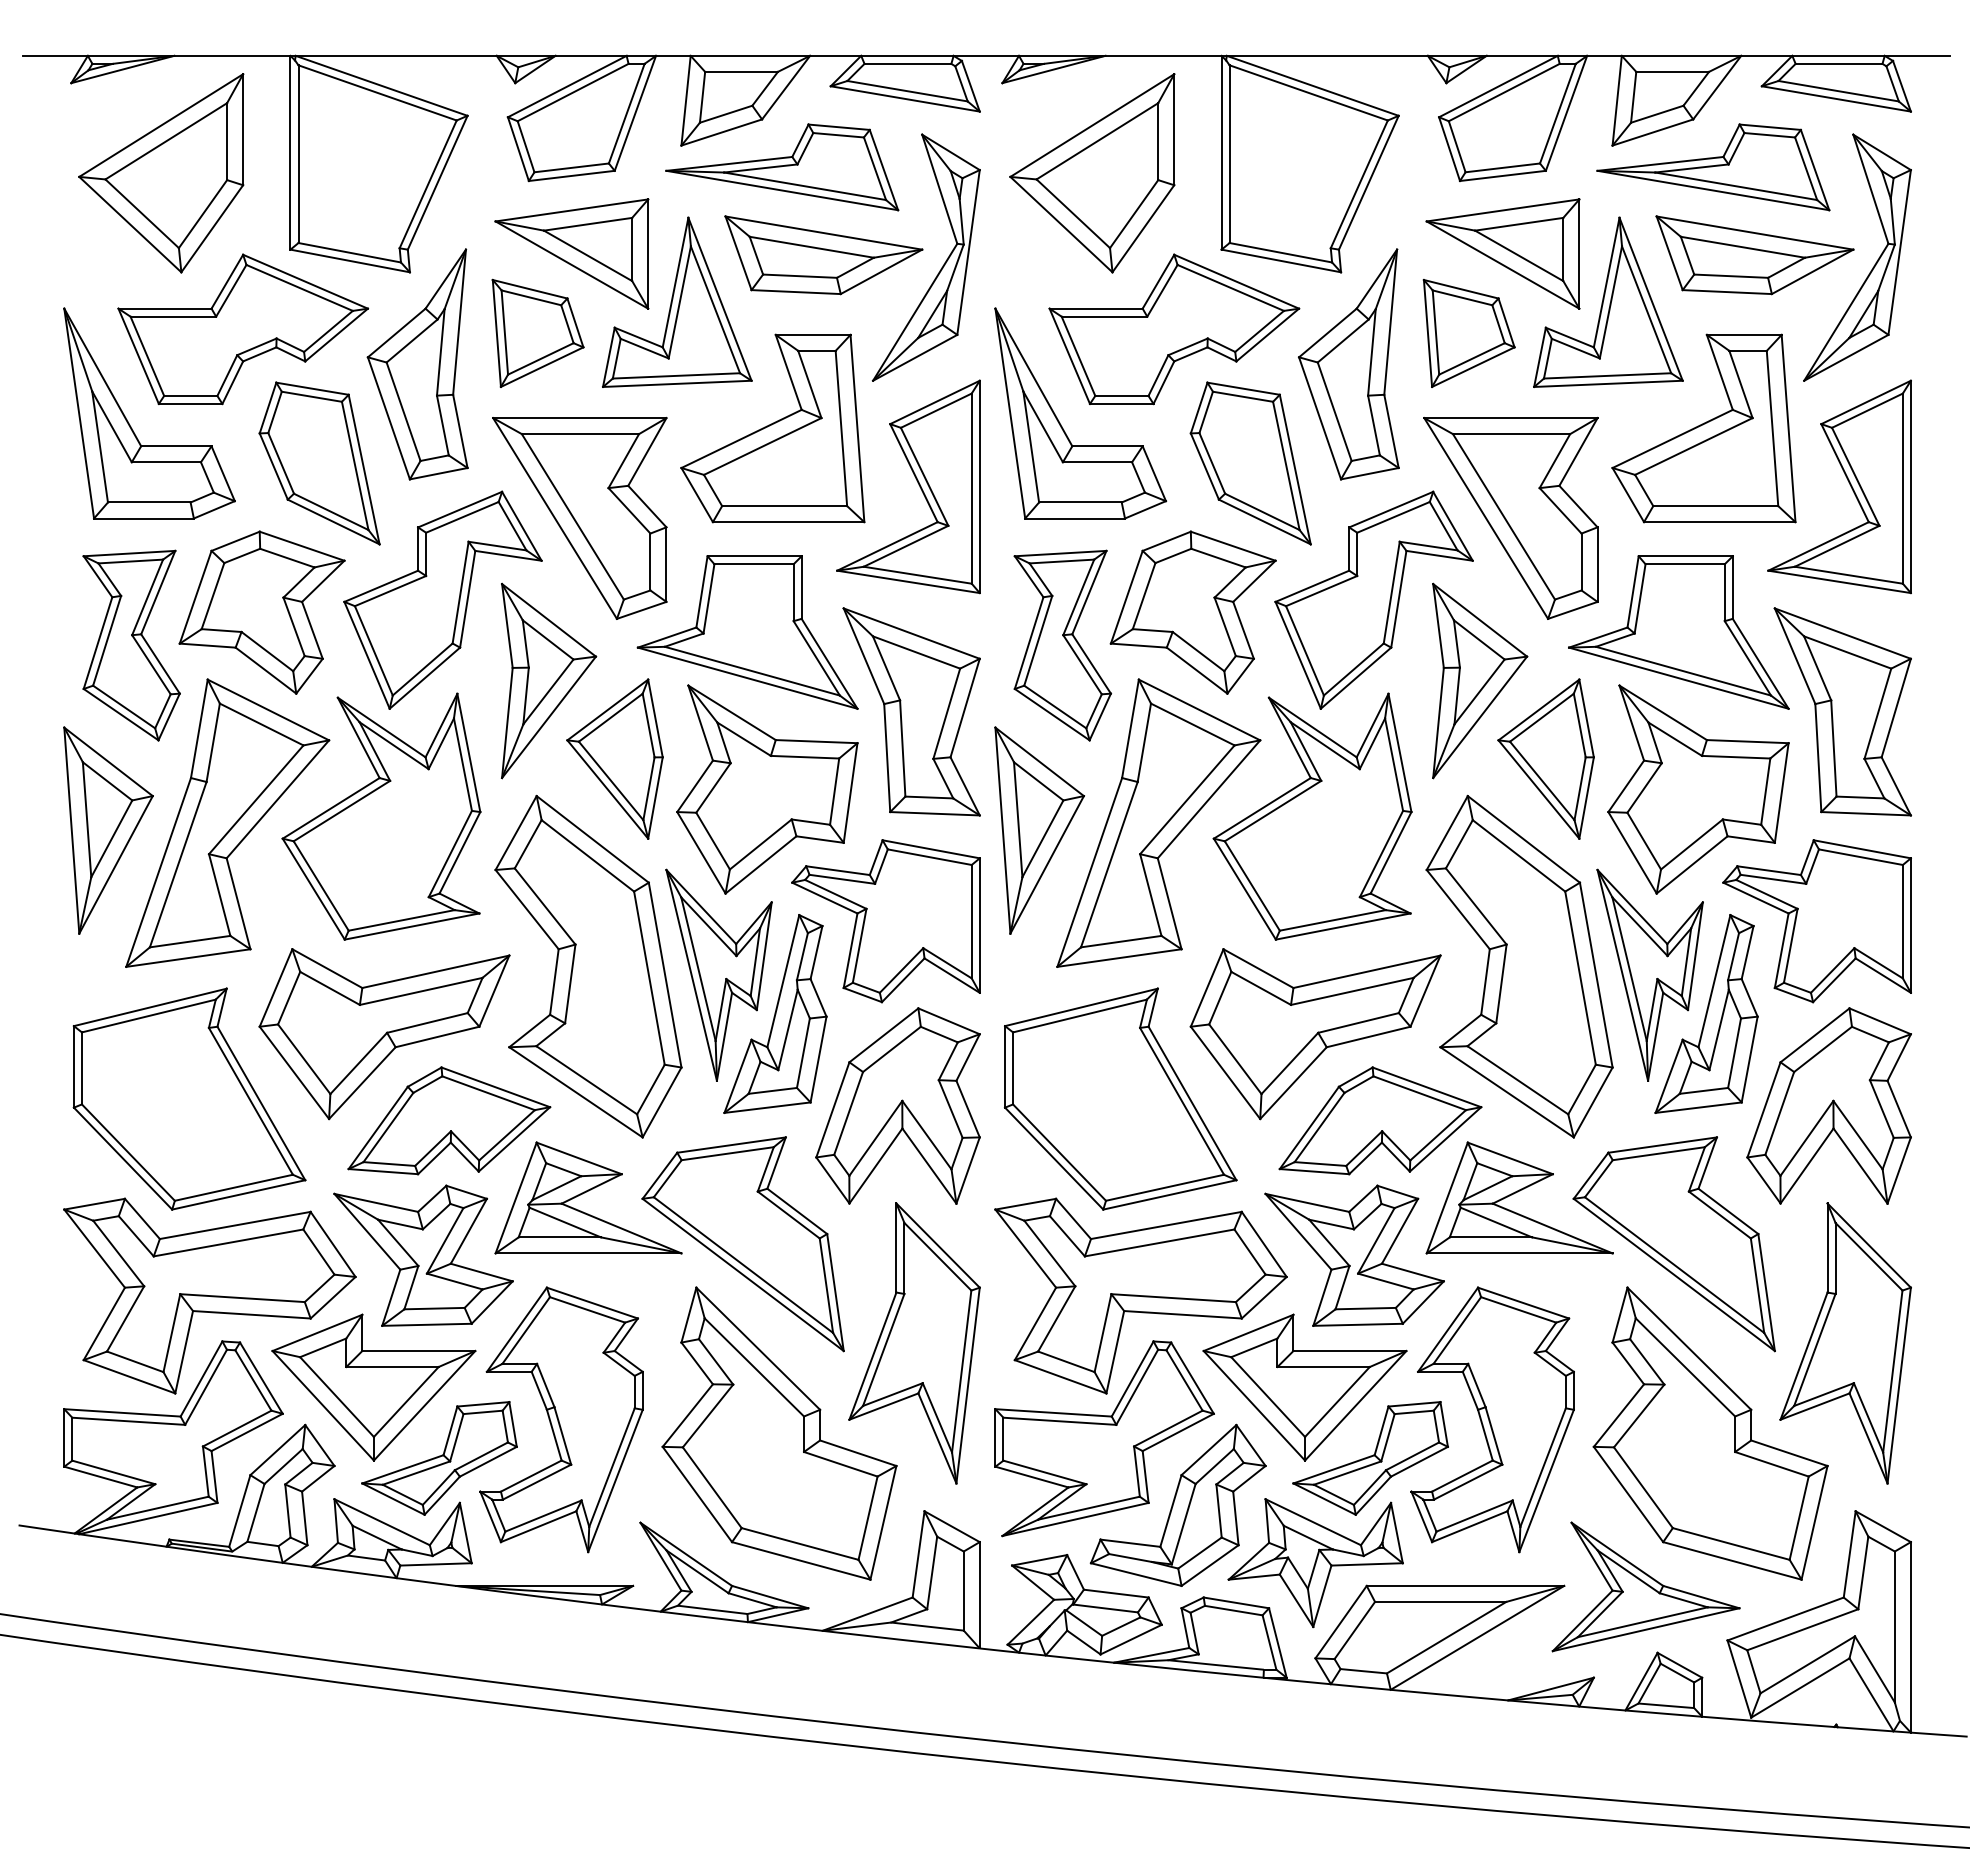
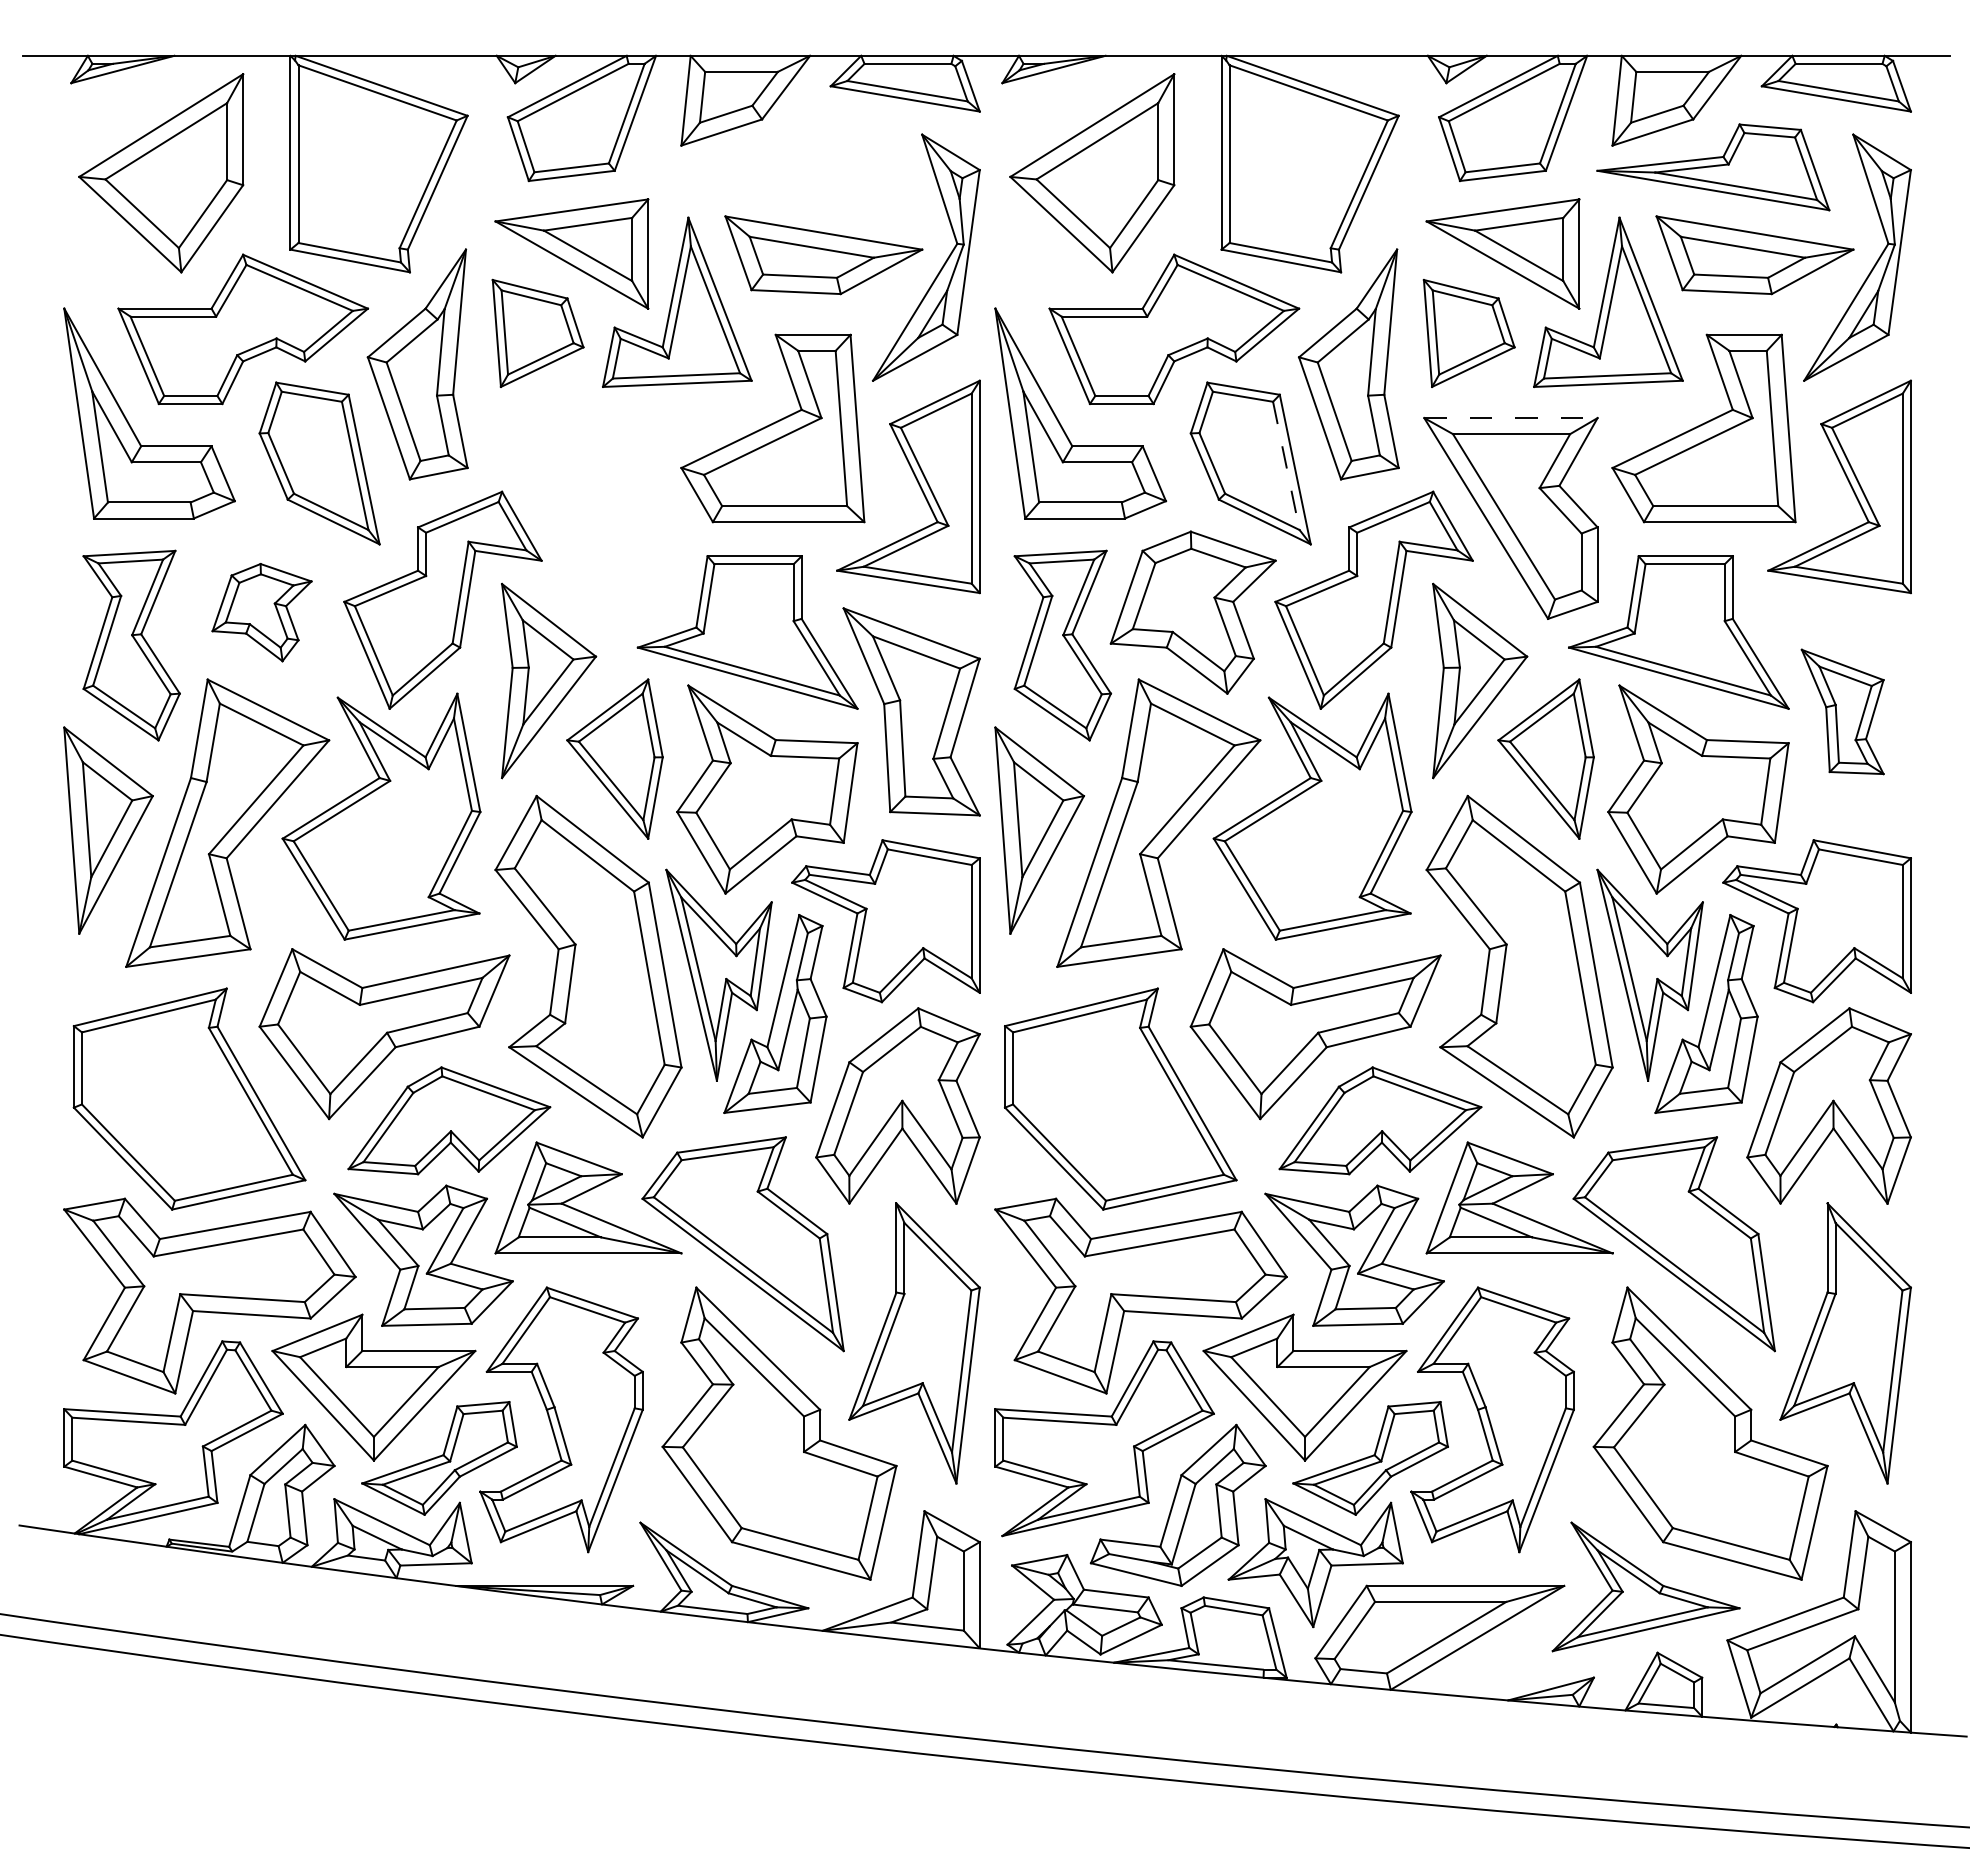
part: present -> none (782, 167)
line: solid -> dashed (1510, 418)
line: solid -> dashed (1286, 466)
part: present -> none (579, 517)
part size: 168x165 px -> 102x100 px (261, 612)
part size: 139x210 px -> 85x128 px (1842, 711)
